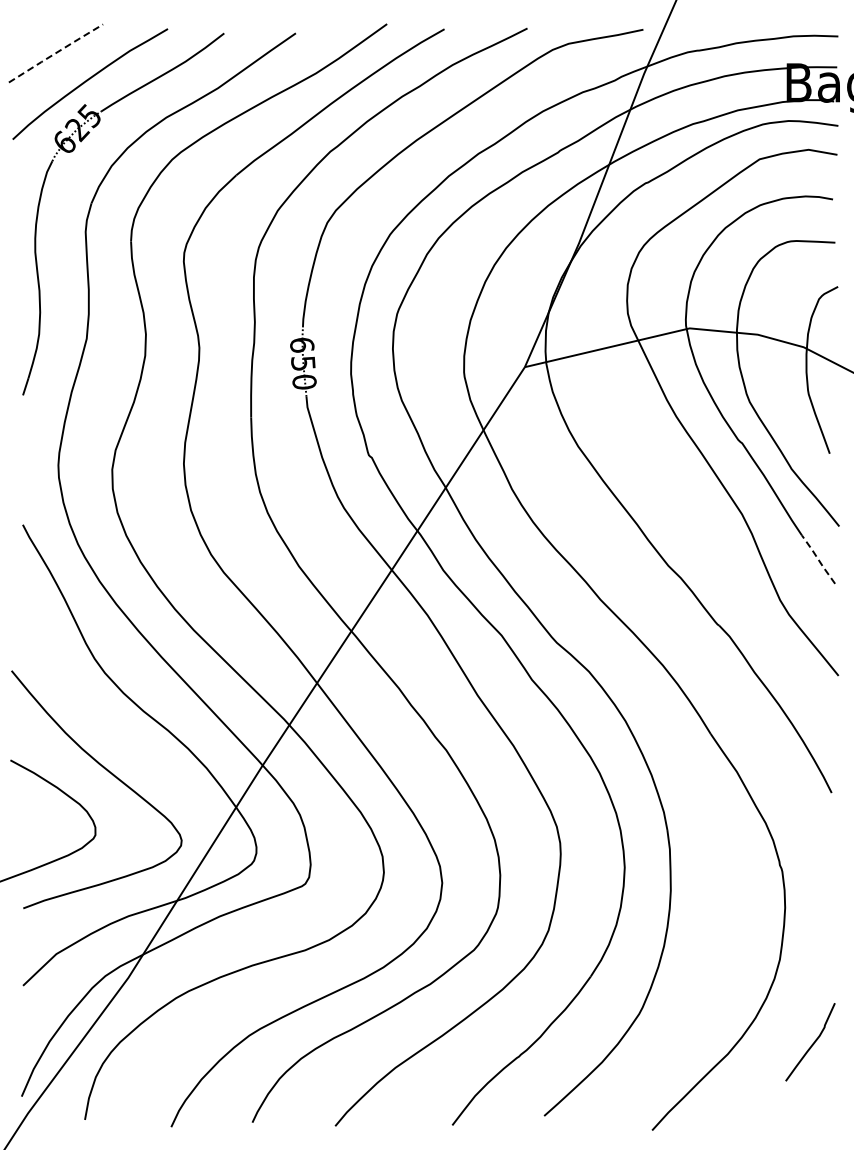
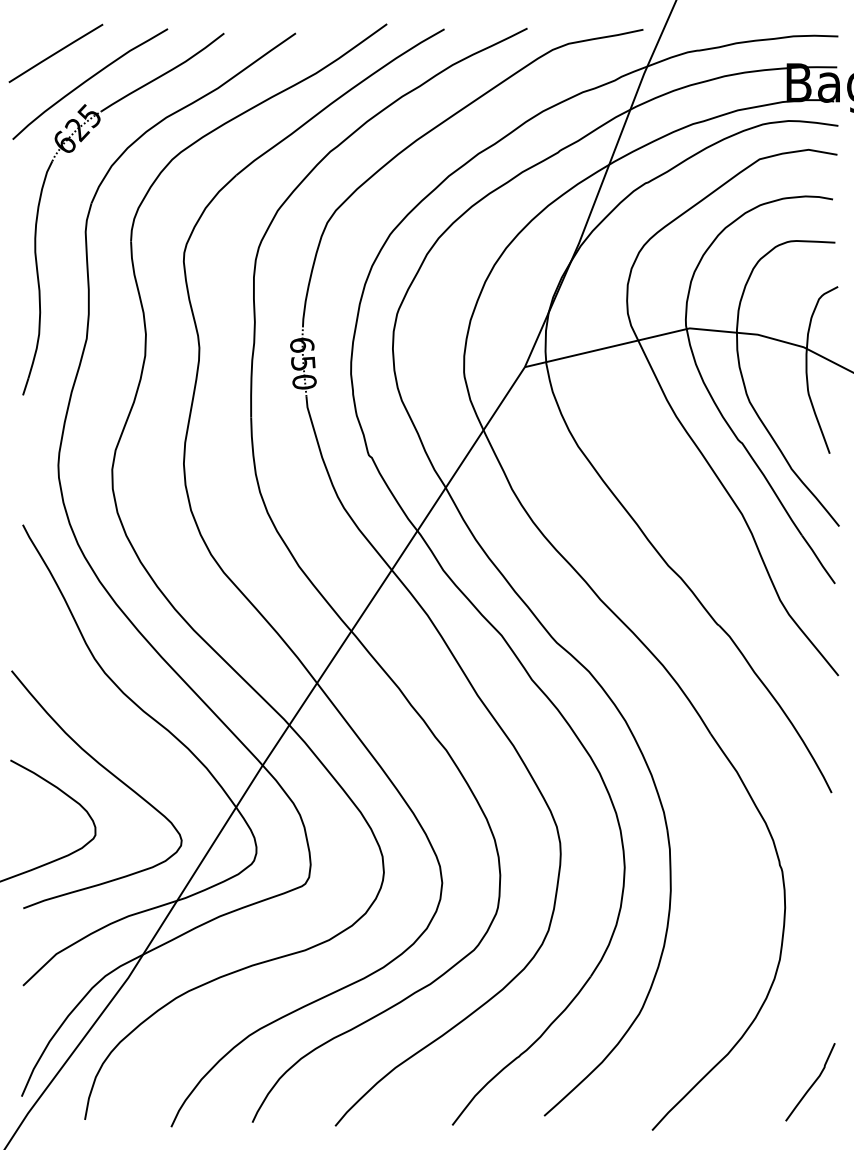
line: dashed -> solid (55, 53)
line: dashed -> solid (818, 559)
curve position: (812, 1043) -> (812, 1083) (812, 1083)
